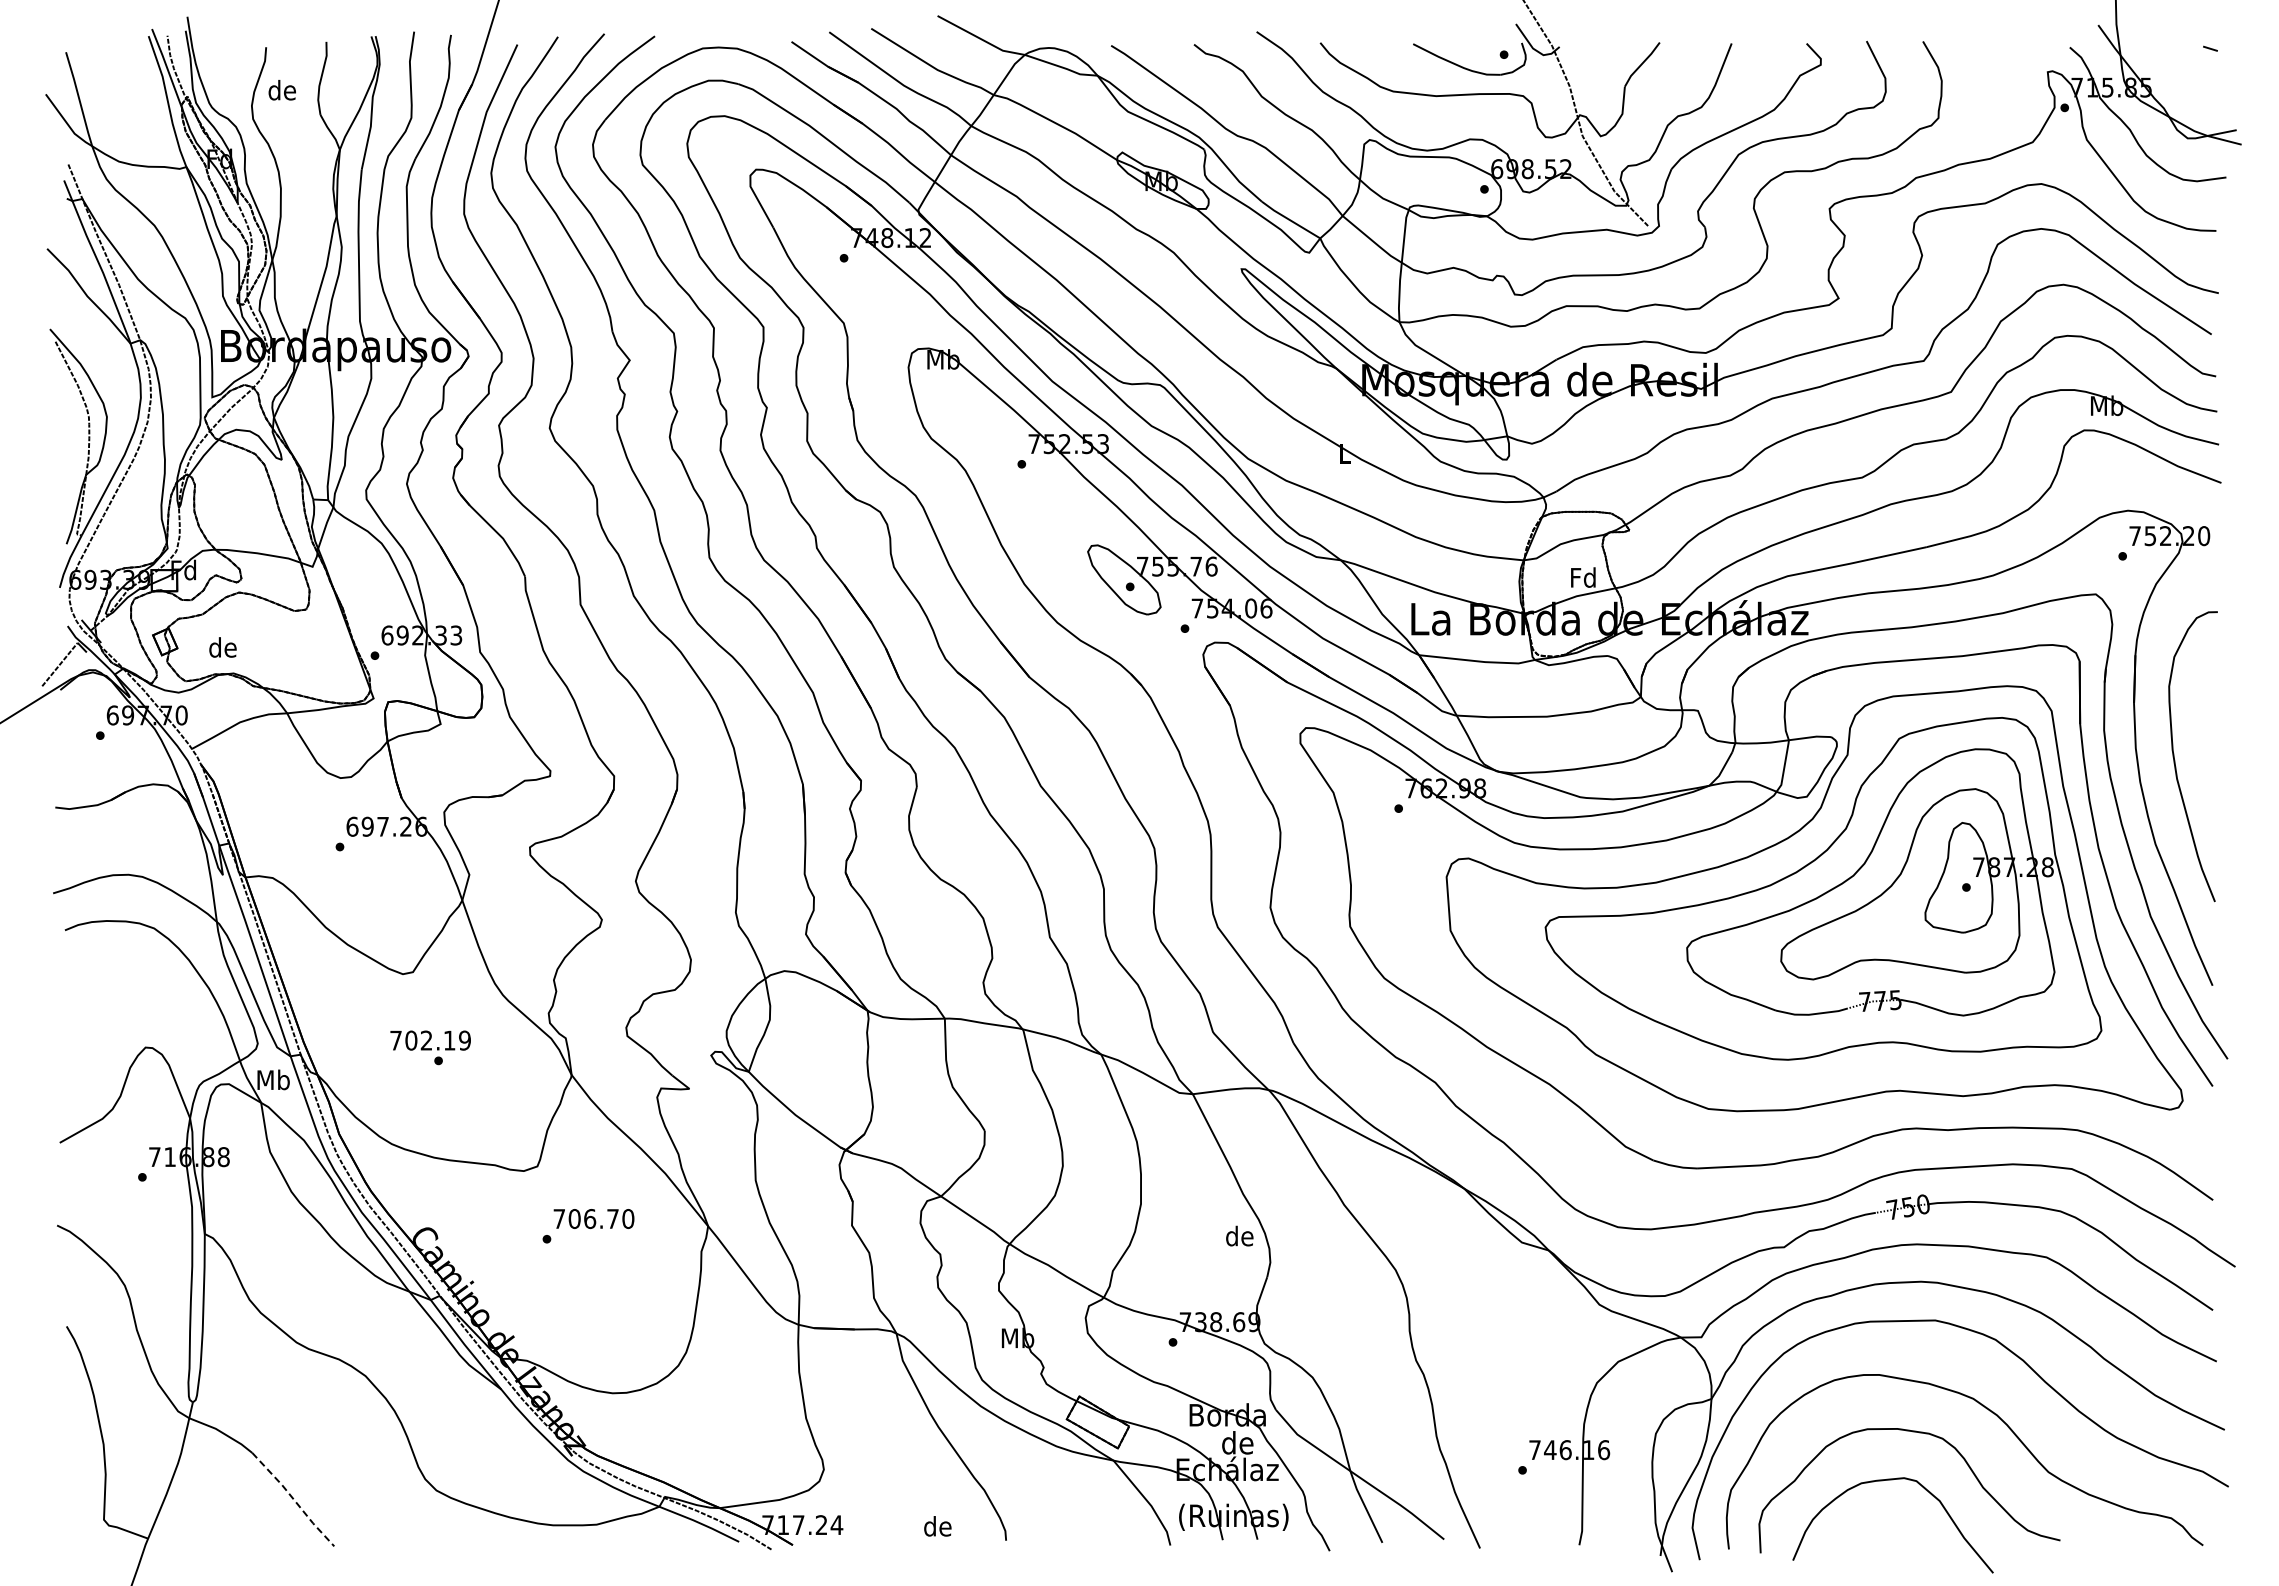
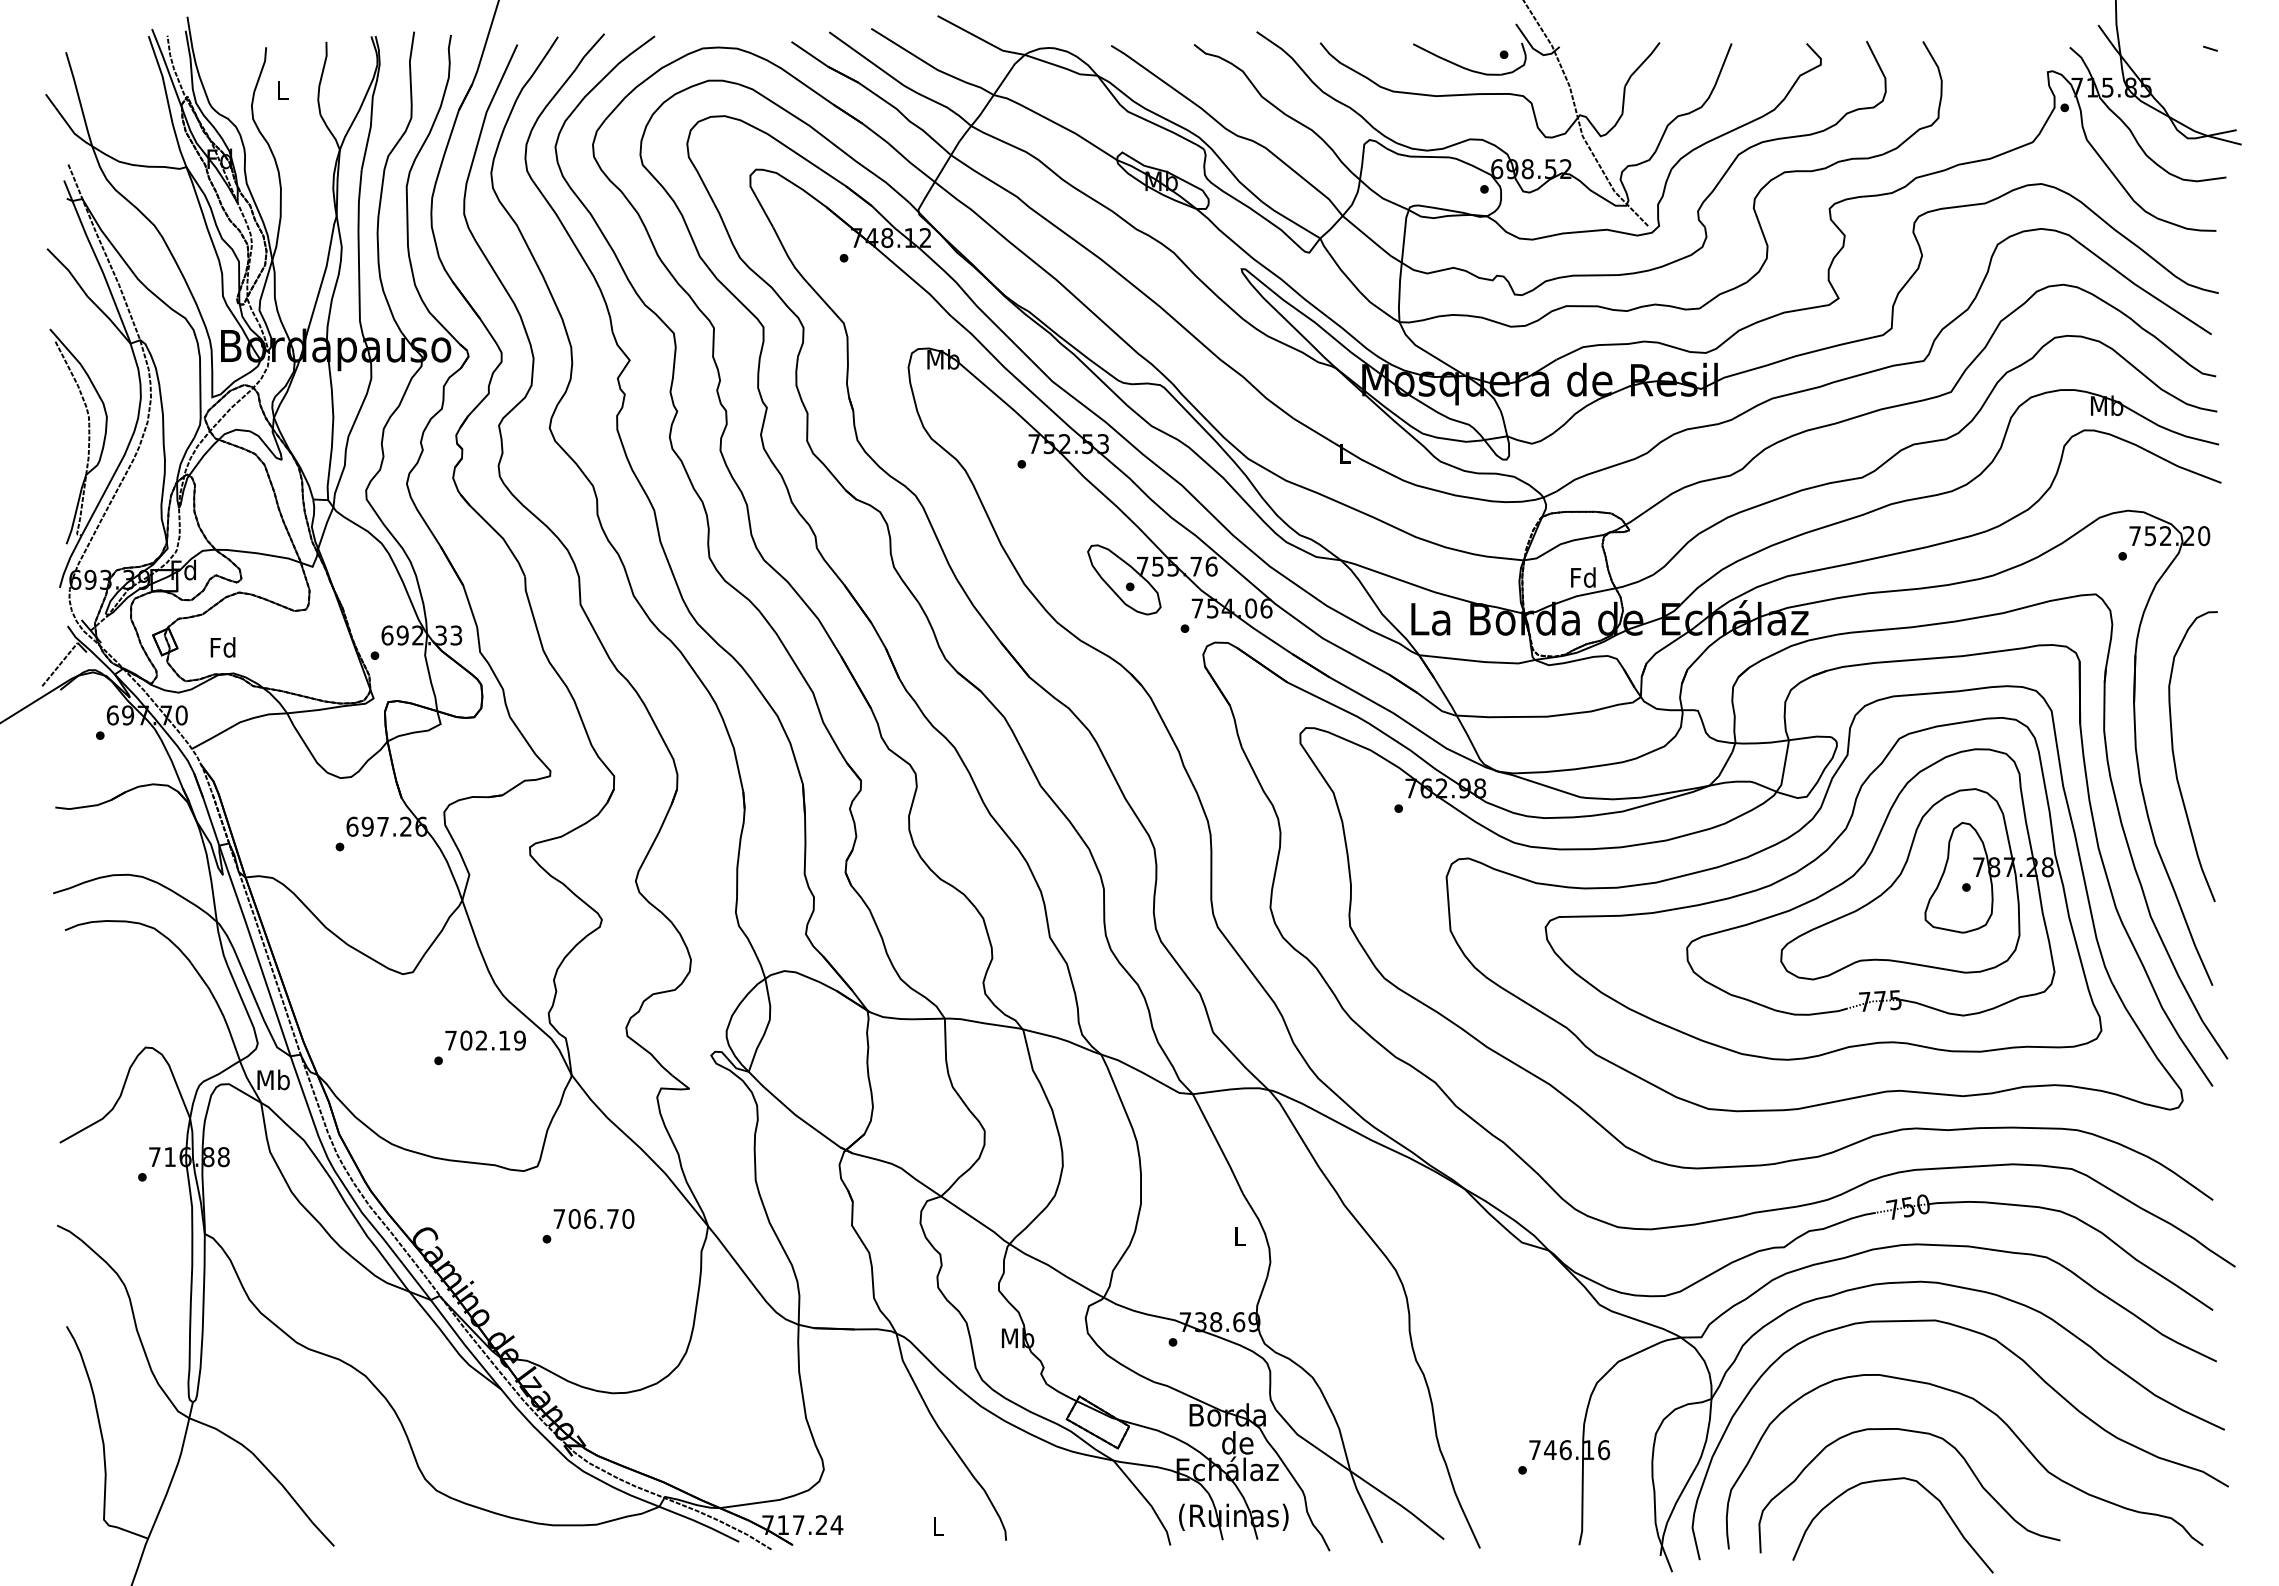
text: de -> L (282, 89)
text: de -> Fd (222, 647)
text position: (430, 1040) -> (485, 1040) (485, 1040)
text: de -> L (1239, 1235)
line: dashed -> solid (293, 1499)
text: de -> L (937, 1526)
